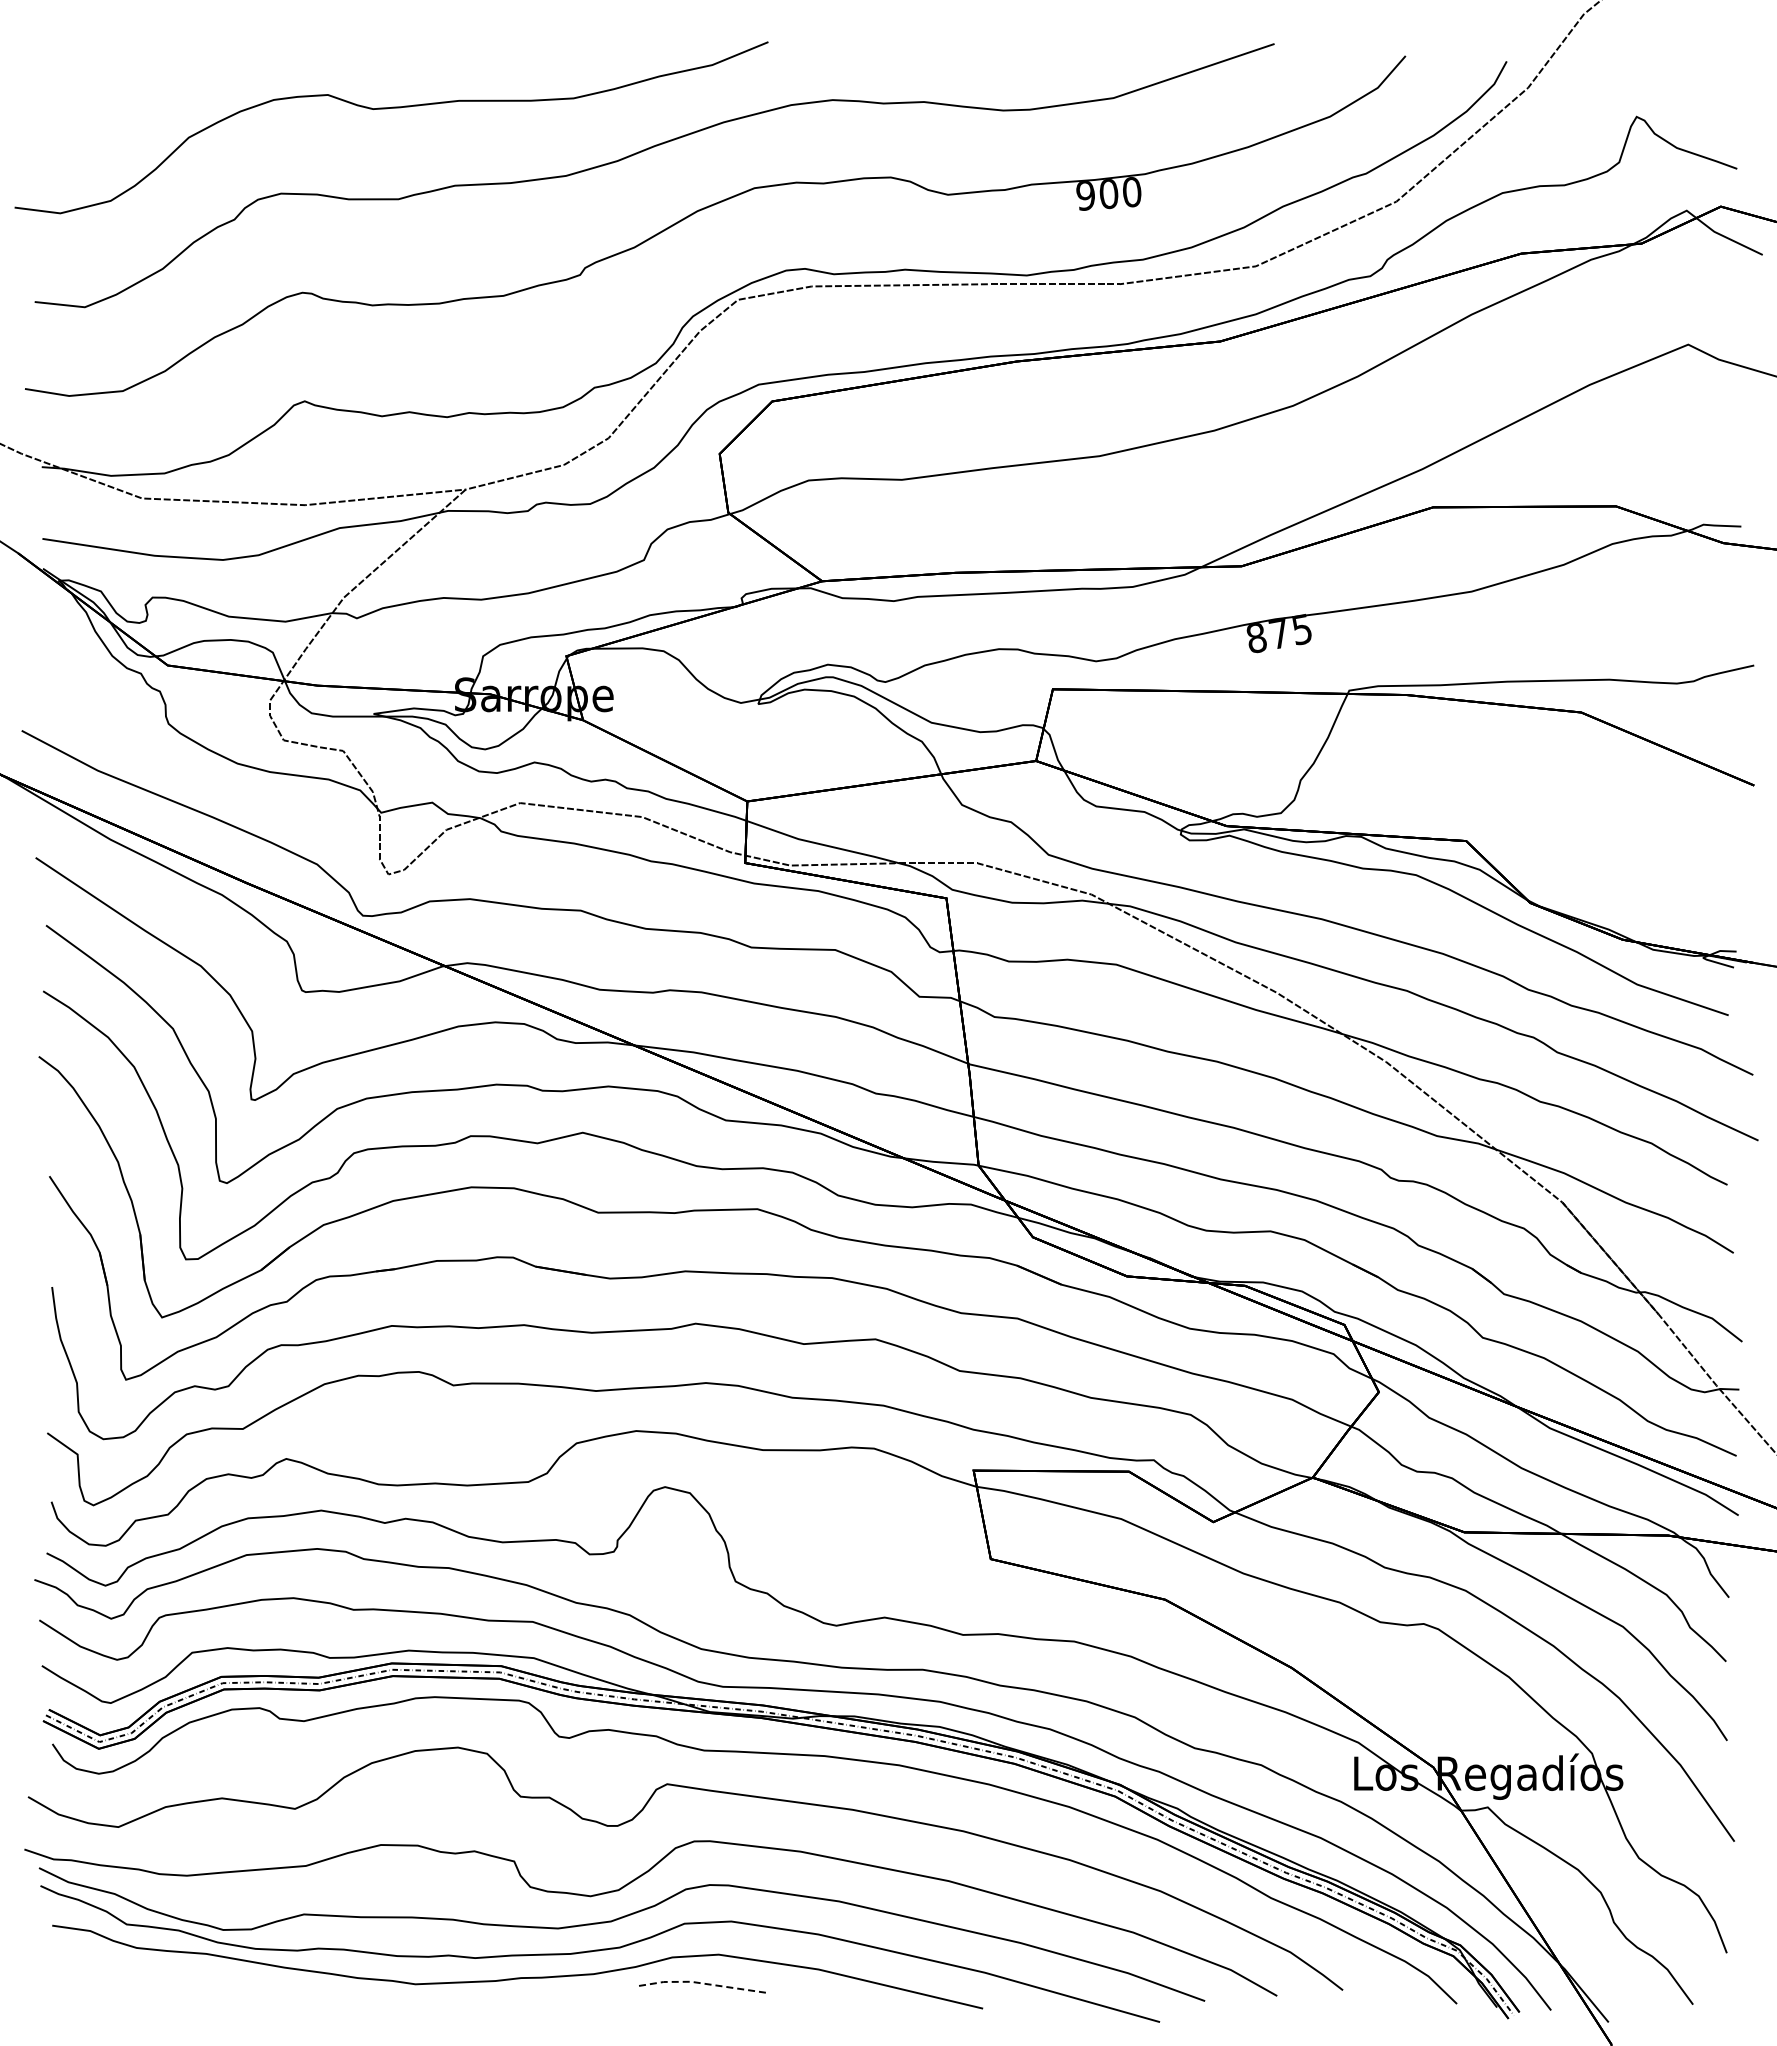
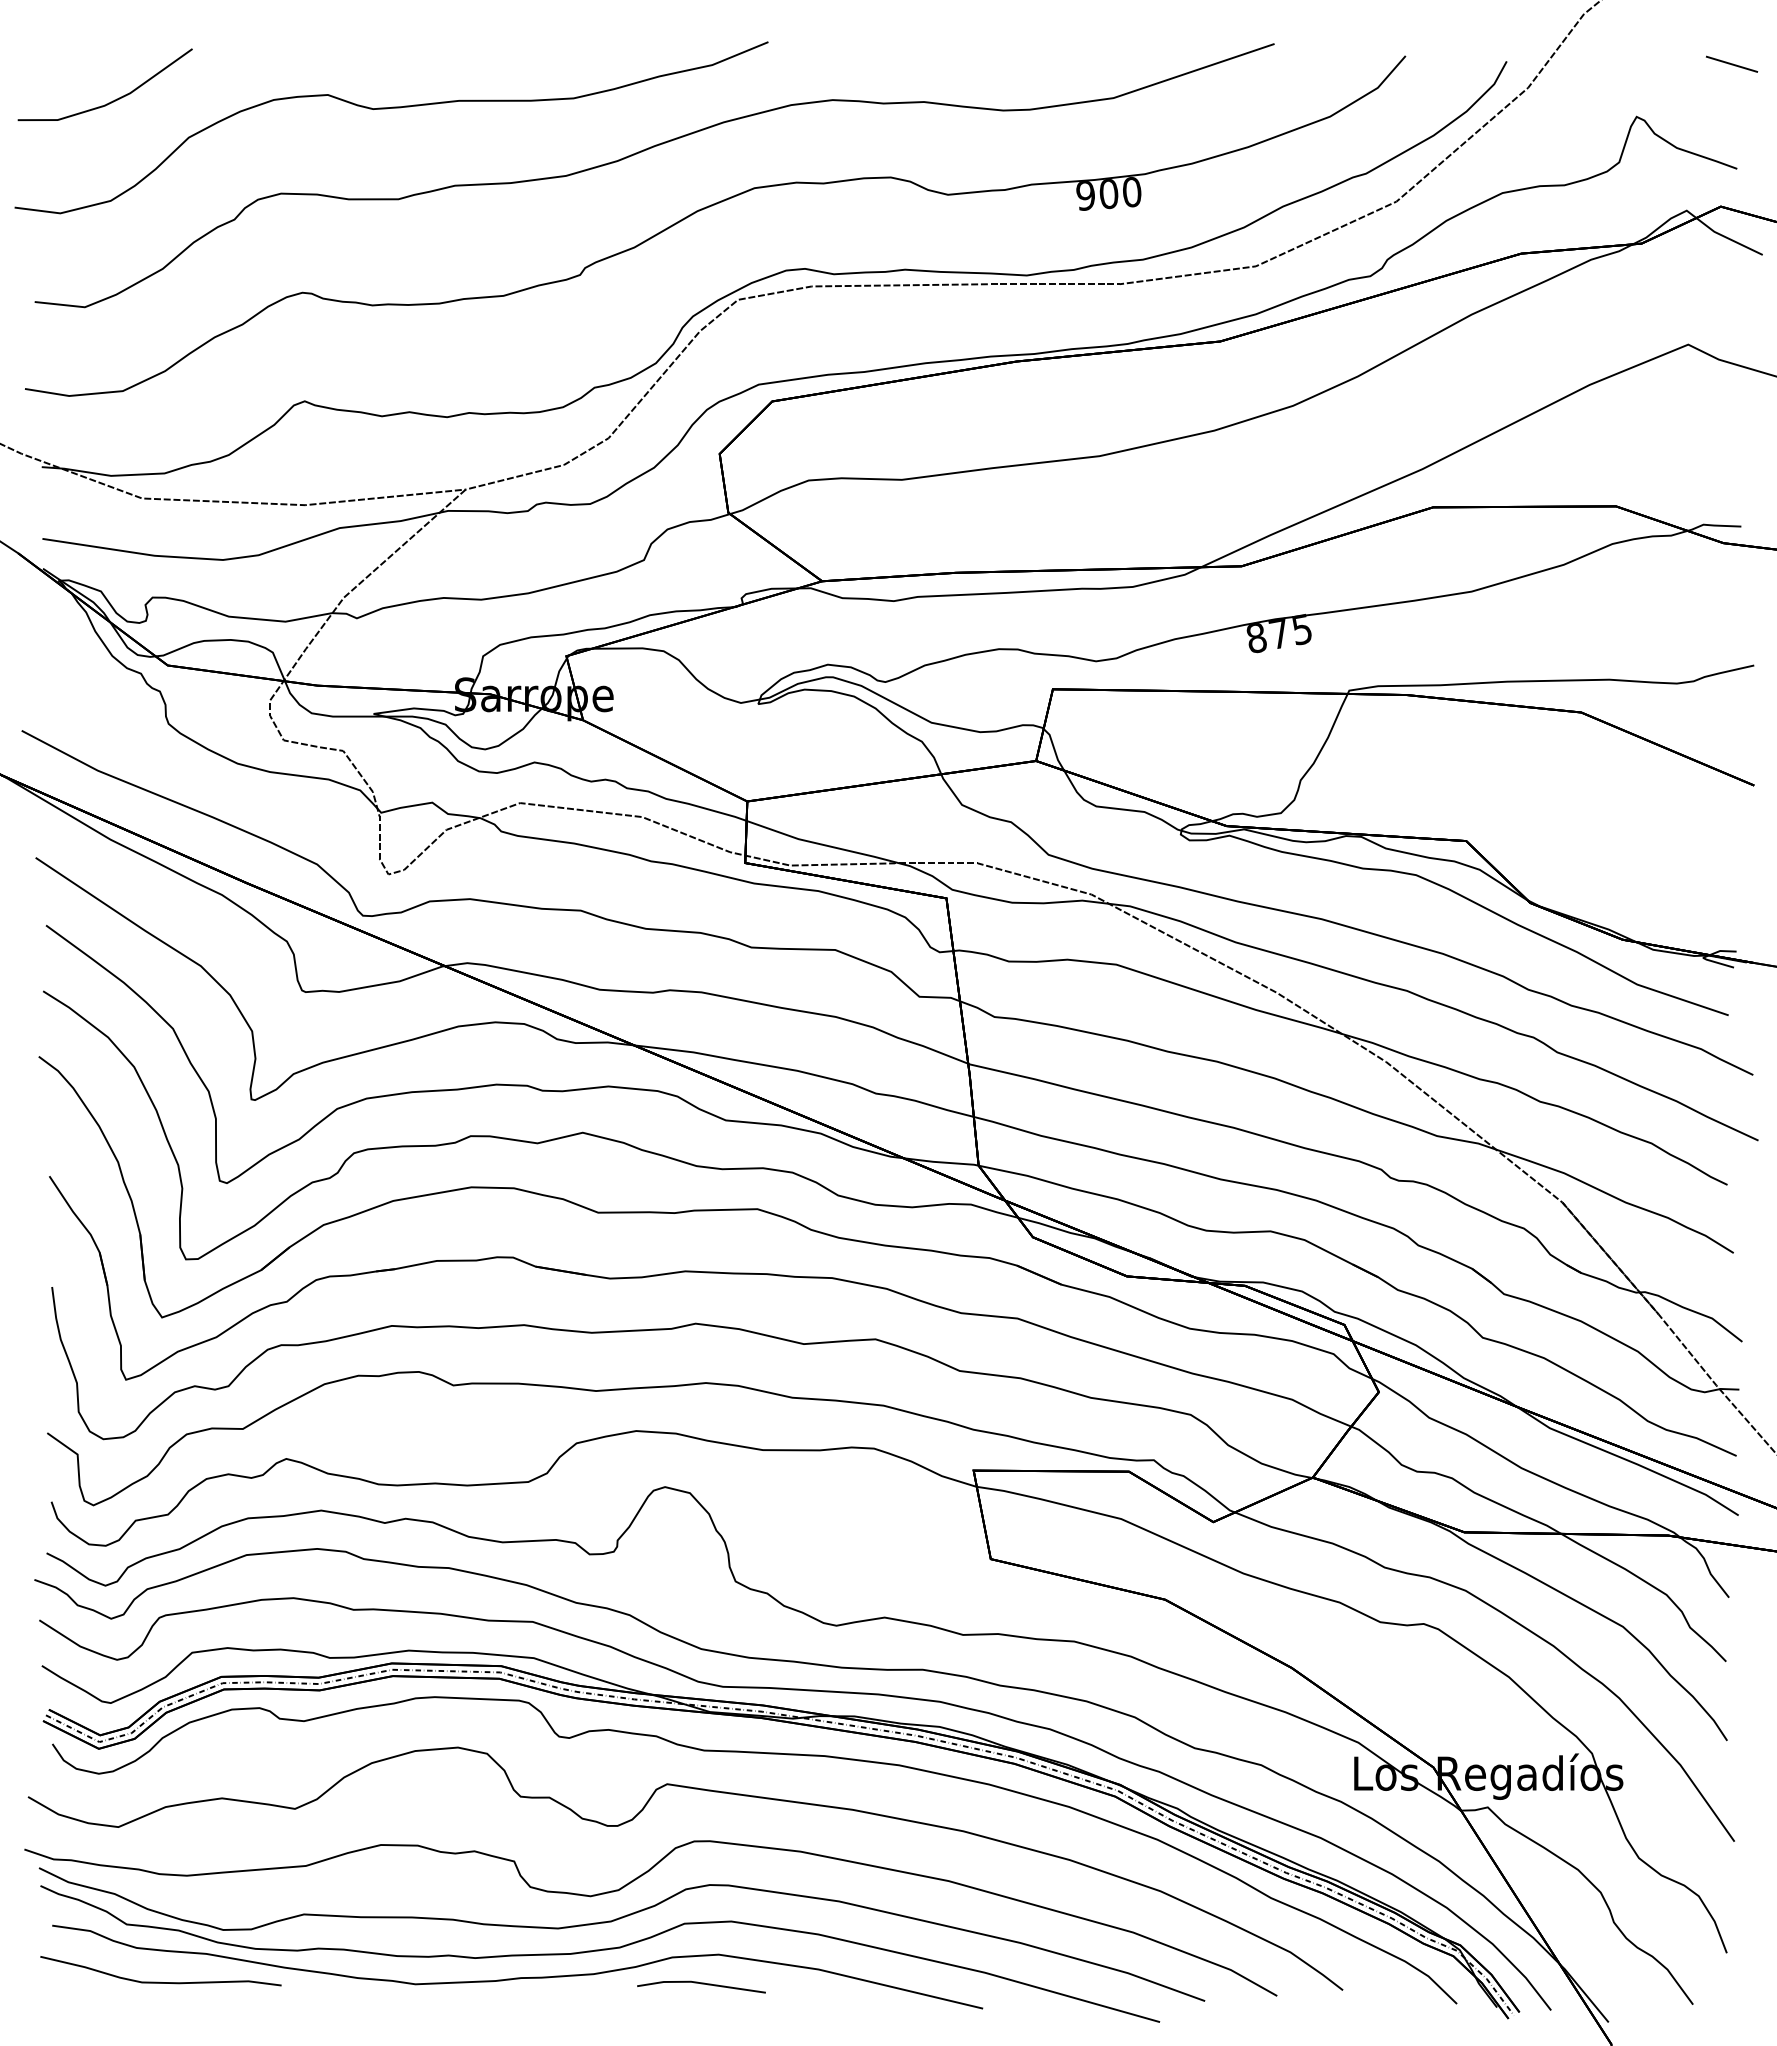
line: none -> present (1732, 63)
line: none -> present (112, 100)
curve: none -> present (159, 1981)
line: dashed -> solid (699, 1983)
